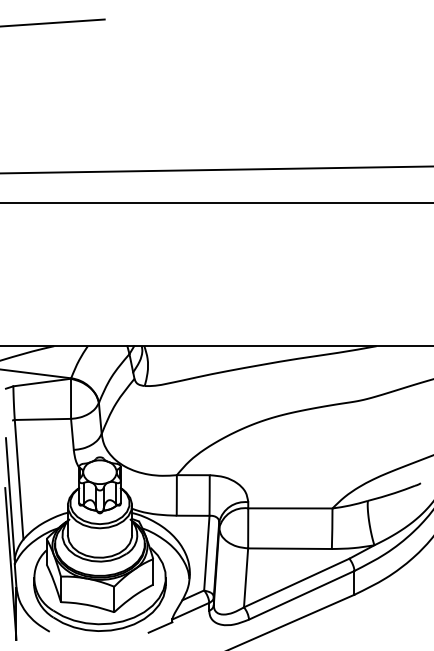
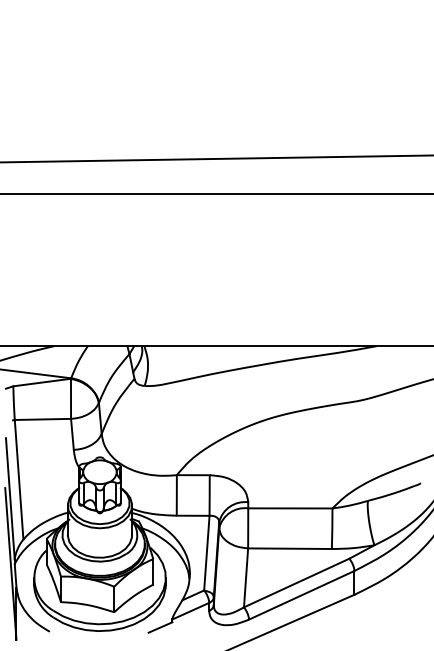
line: present -> none (53, 22)
line position: (216, 169) -> (216, 158) (216, 158)
line position: (216, 203) -> (216, 194) (216, 194)
